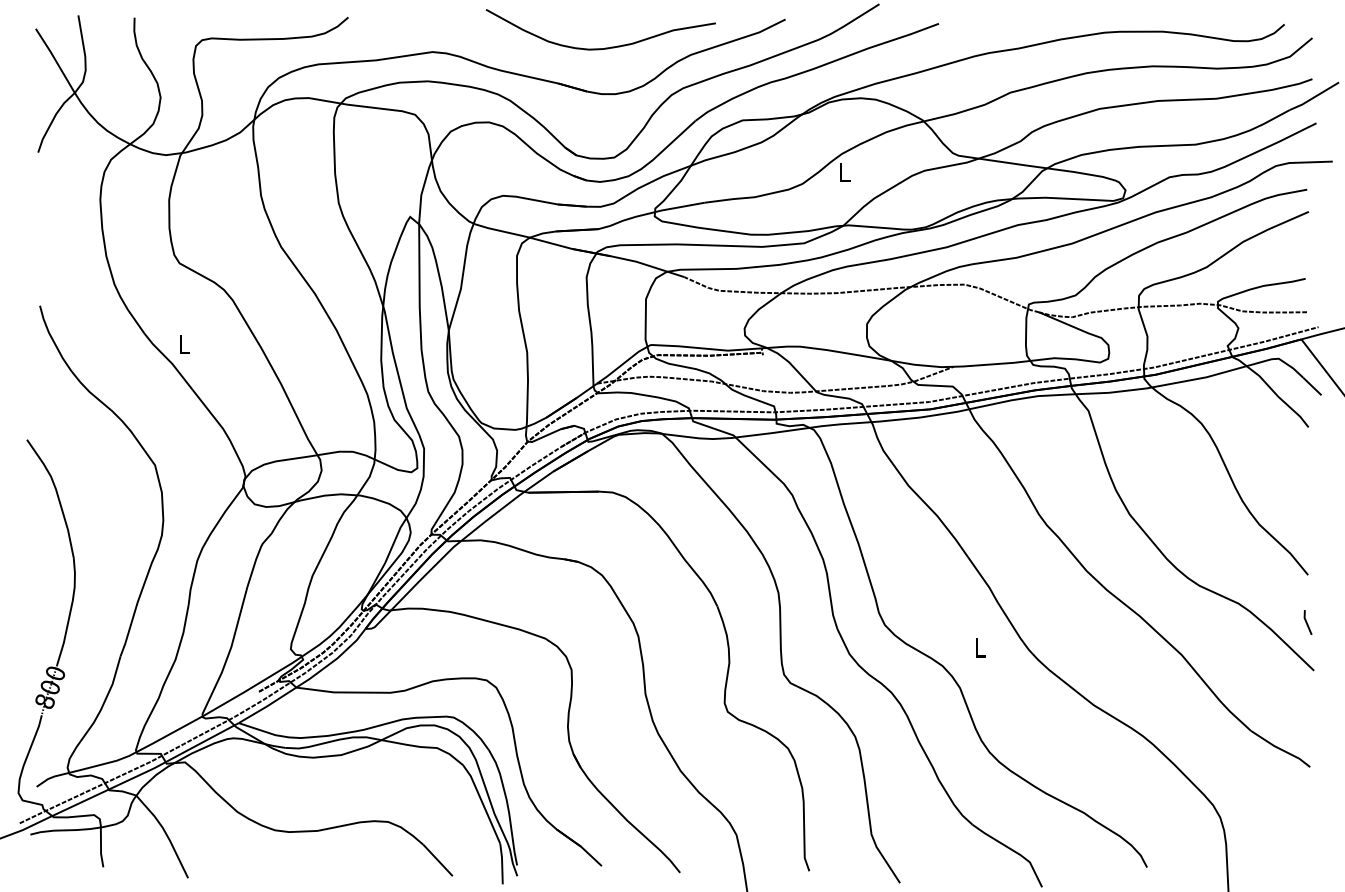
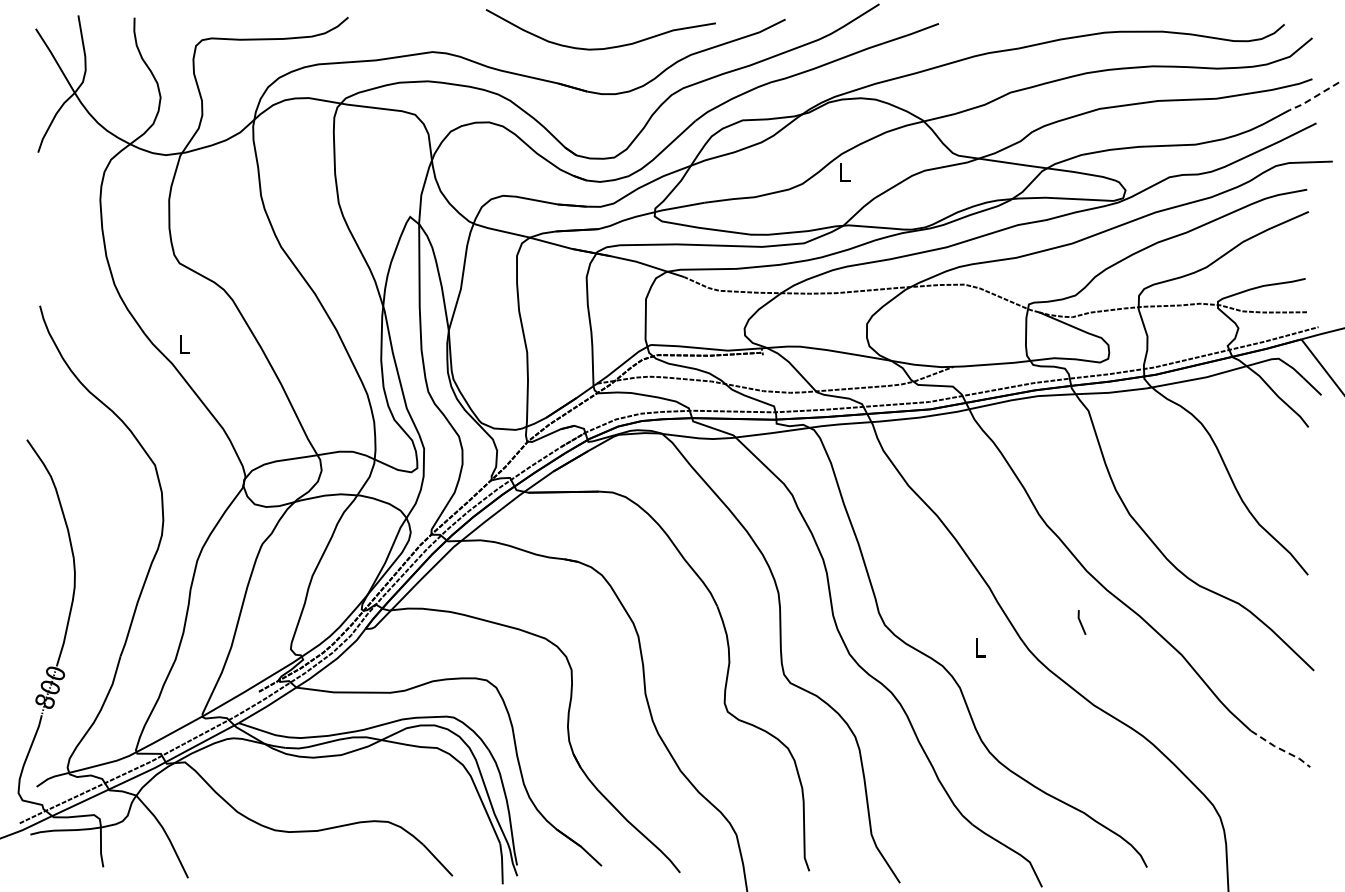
line: solid -> dashed (1314, 97)
line position: (1307, 622) -> (1081, 622) (1081, 622)
line: solid -> dashed (1281, 749)
